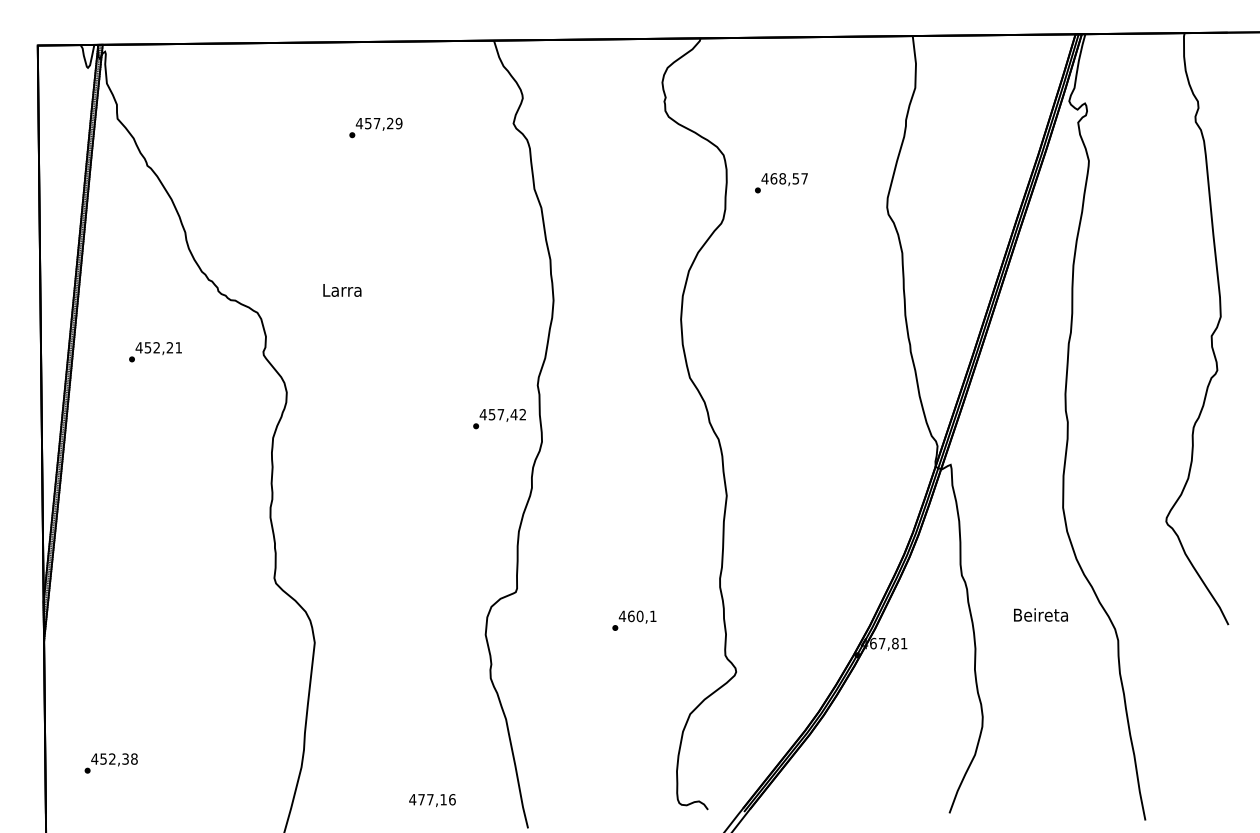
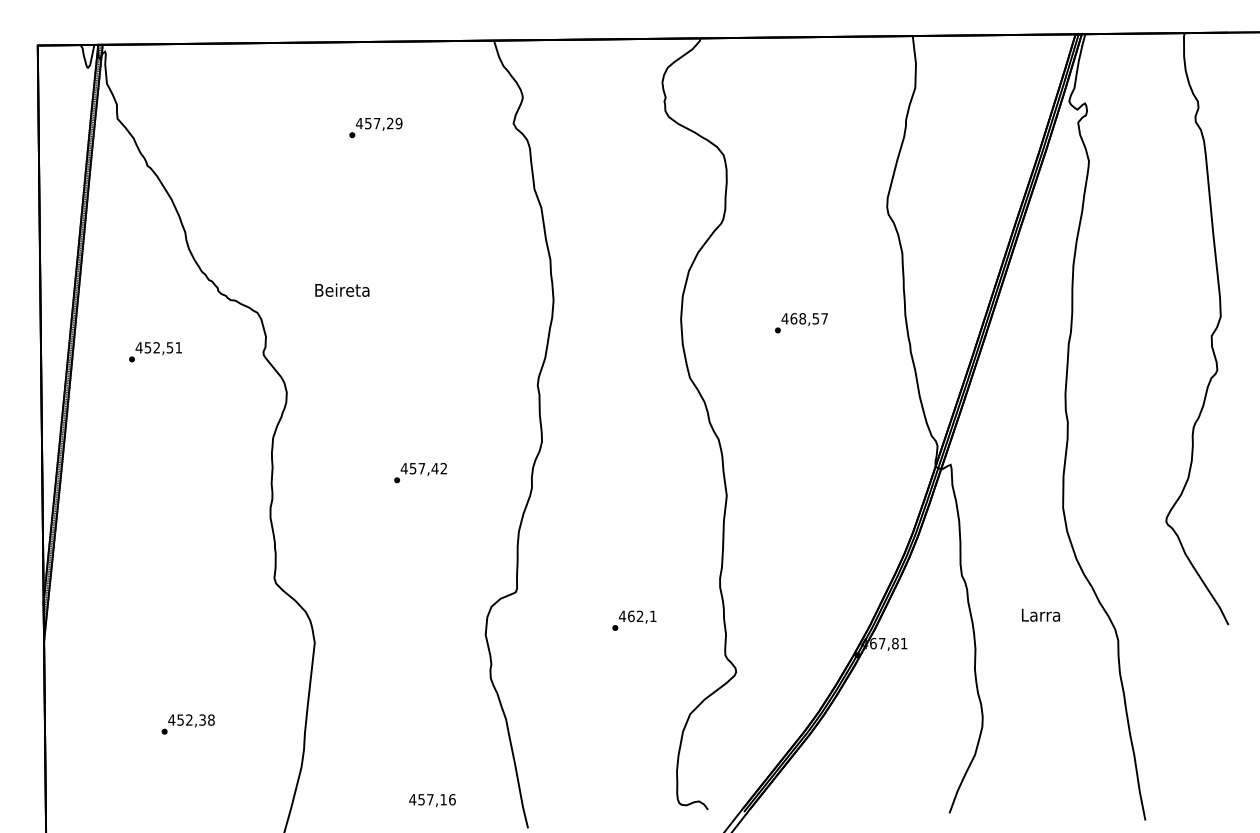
text position: (781, 183) -> (801, 323) (801, 323)
text: Larra -> Beireta (342, 289)
text: 452,21 -> 452,51 (169, 347)
text position: (499, 419) -> (420, 473) (420, 473)
text: Beireta -> Larra (1040, 614)
text: 460,1 -> 462,1 (639, 616)
text position: (110, 763) -> (187, 724) (187, 724)
text: 477,16 -> 457,16 (421, 799)
